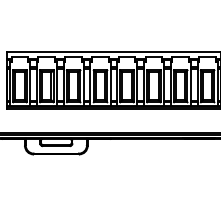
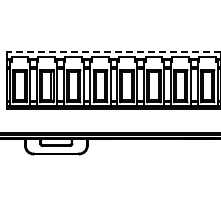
line: solid -> dashed (113, 51)
